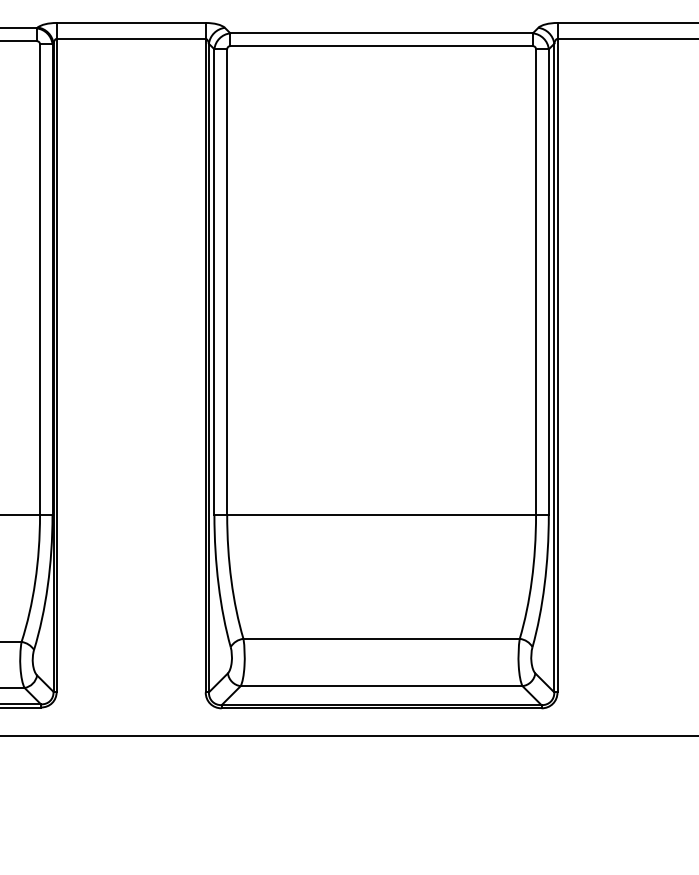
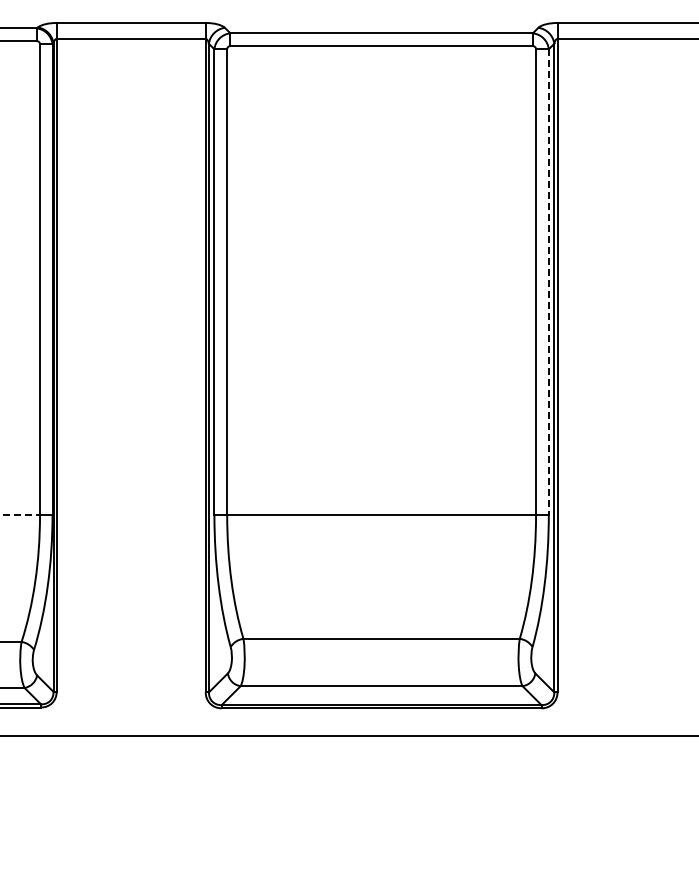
line: solid -> dashed (548, 282)
line: solid -> dashed (20, 515)
